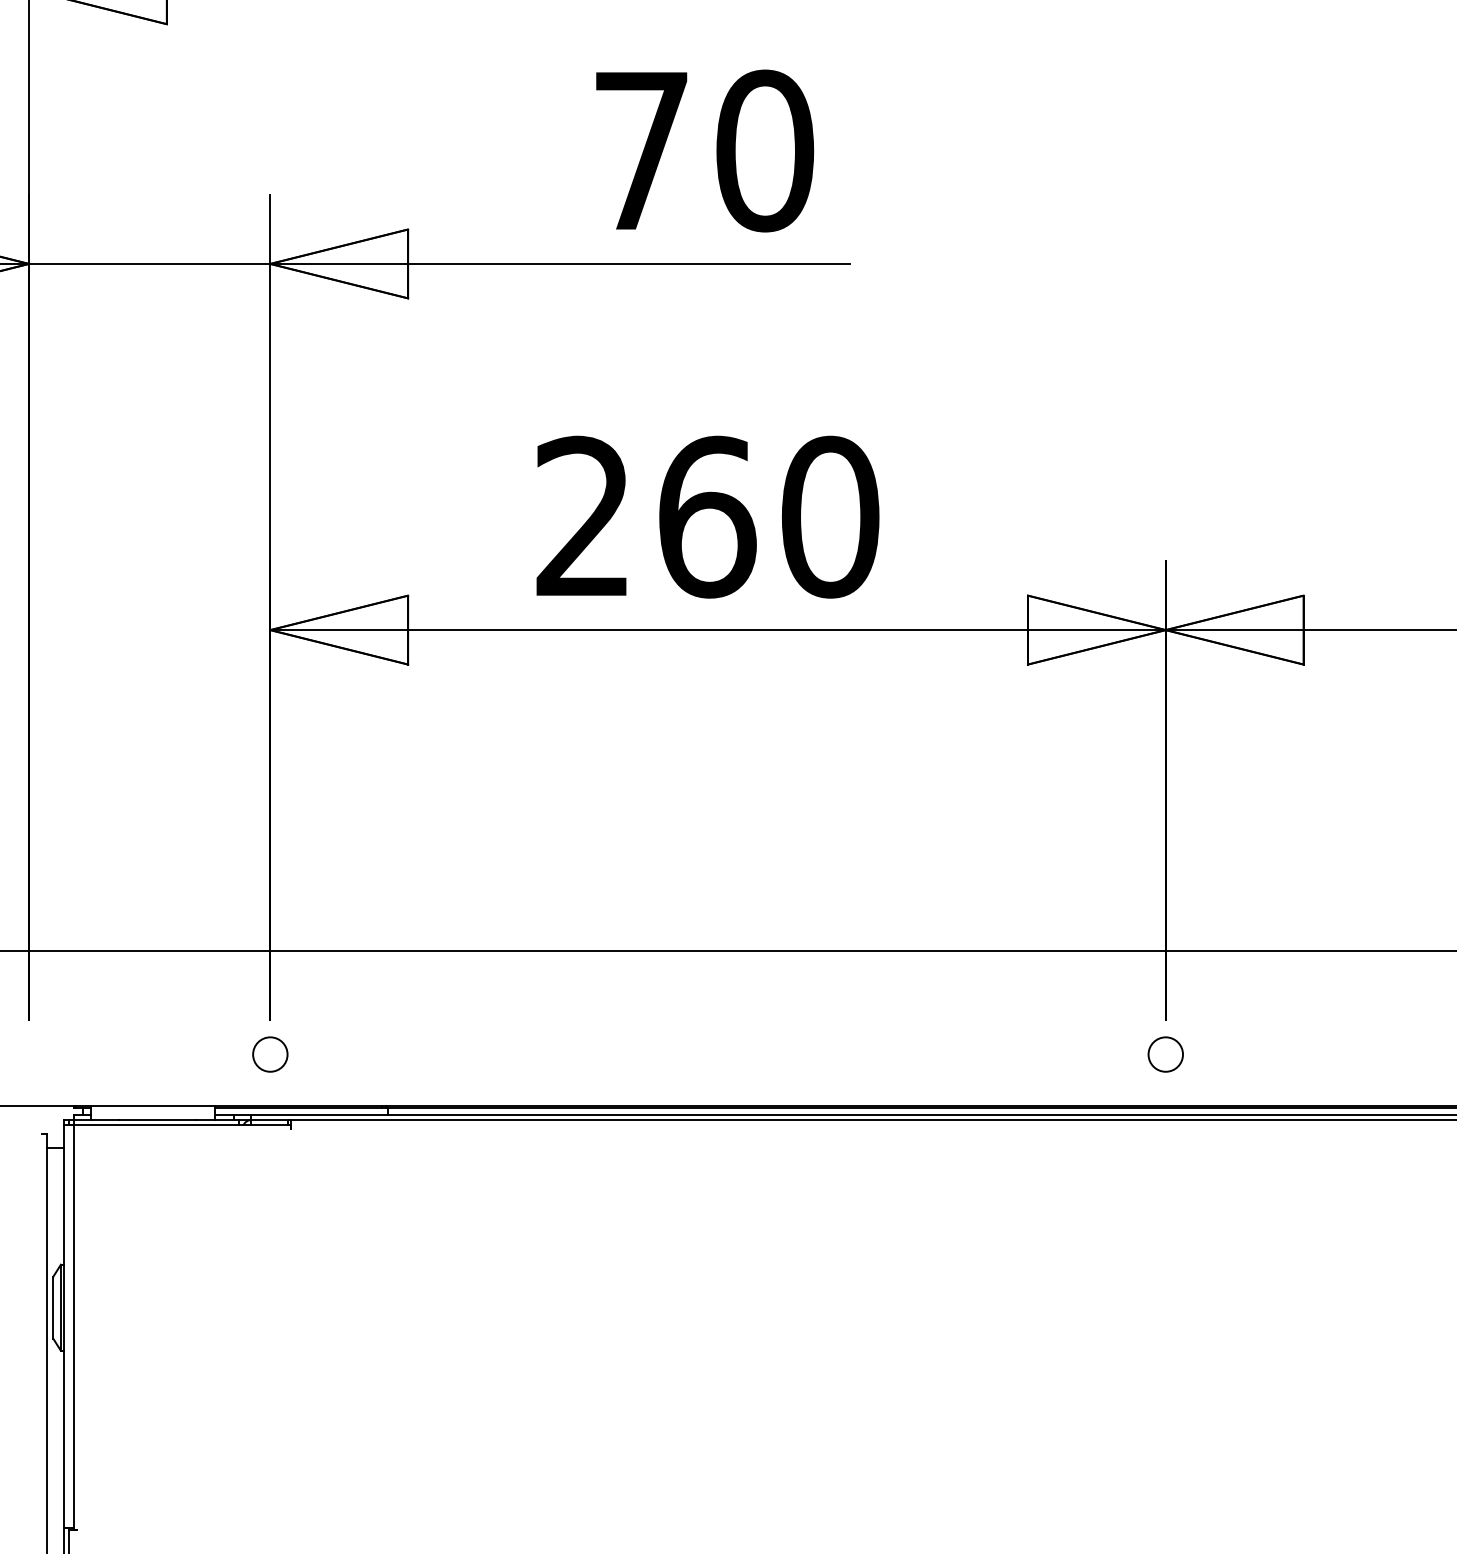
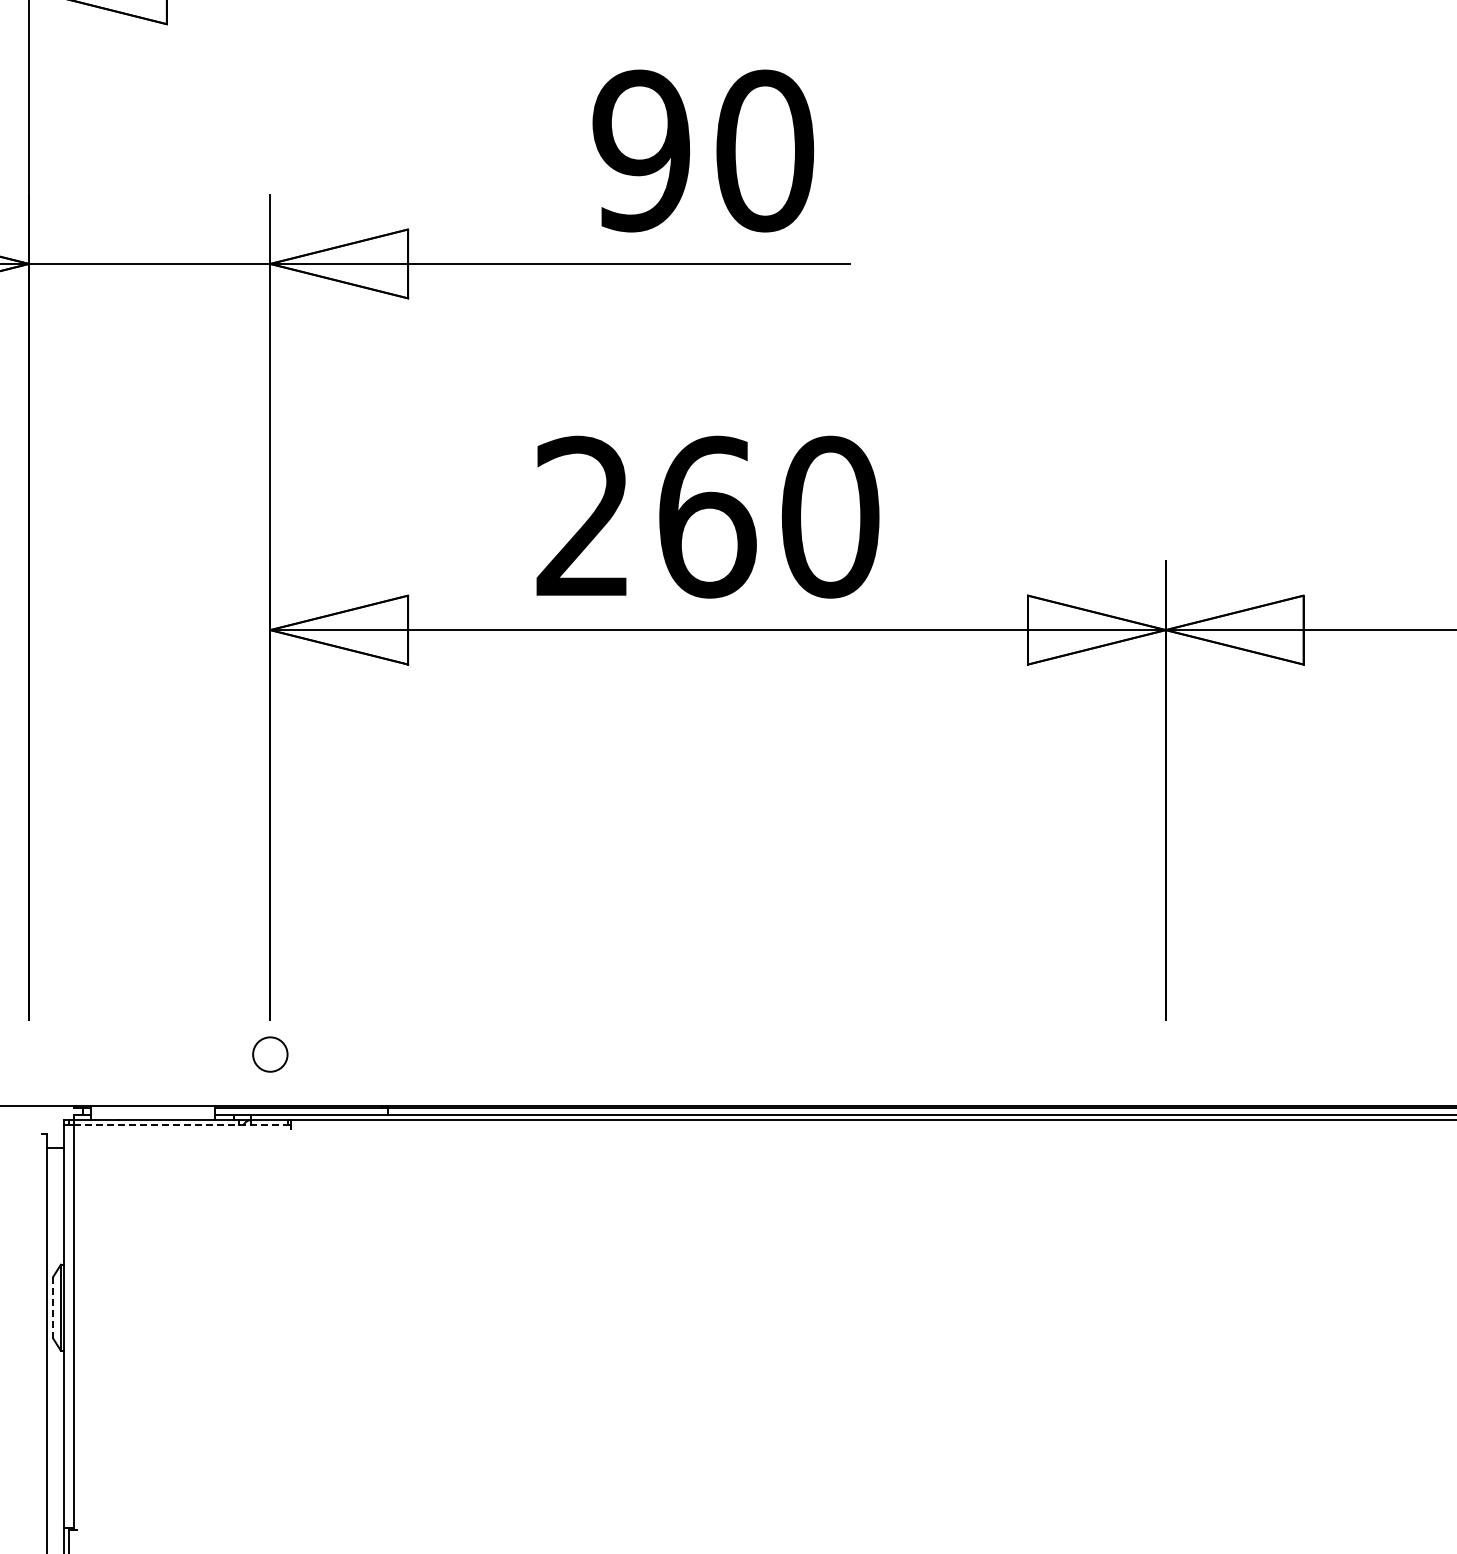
text: 70 -> 90 (641, 150)
line: present -> none (727, 951)
circle: present -> none (1165, 1054)
line: solid -> dashed (182, 1125)
line: solid -> dashed (53, 1307)
